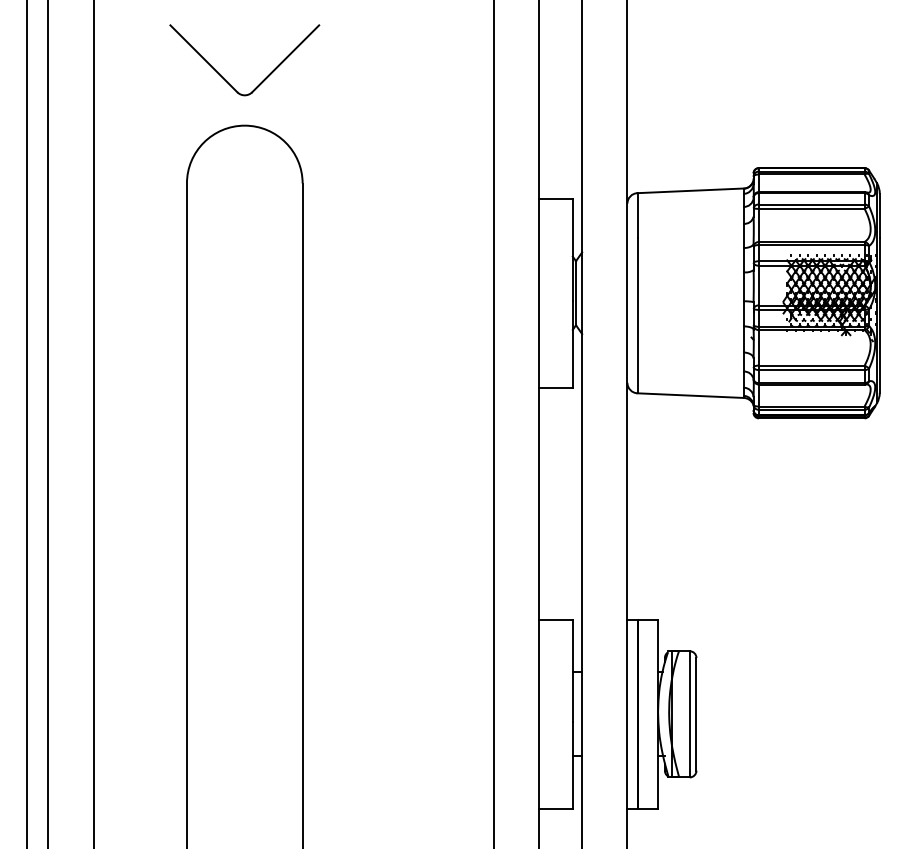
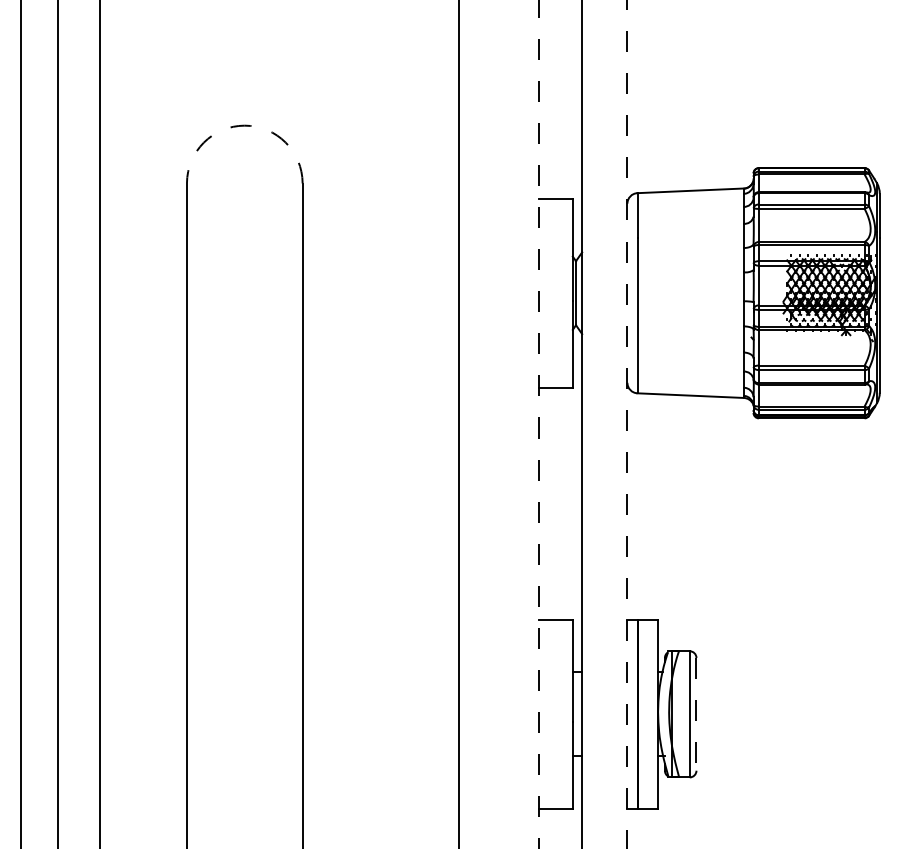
part: present -> none (225, 79)
arc: solid -> dashed (244, 125)
line position: (27, 423) -> (21, 423) (21, 423)
line position: (48, 423) -> (58, 423) (58, 423)
line position: (93, 423) -> (99, 423) (99, 423)
line position: (493, 423) -> (458, 423) (458, 423)
line: solid -> dashed (539, 424)
line: solid -> dashed (627, 424)
line: solid -> dashed (696, 714)
